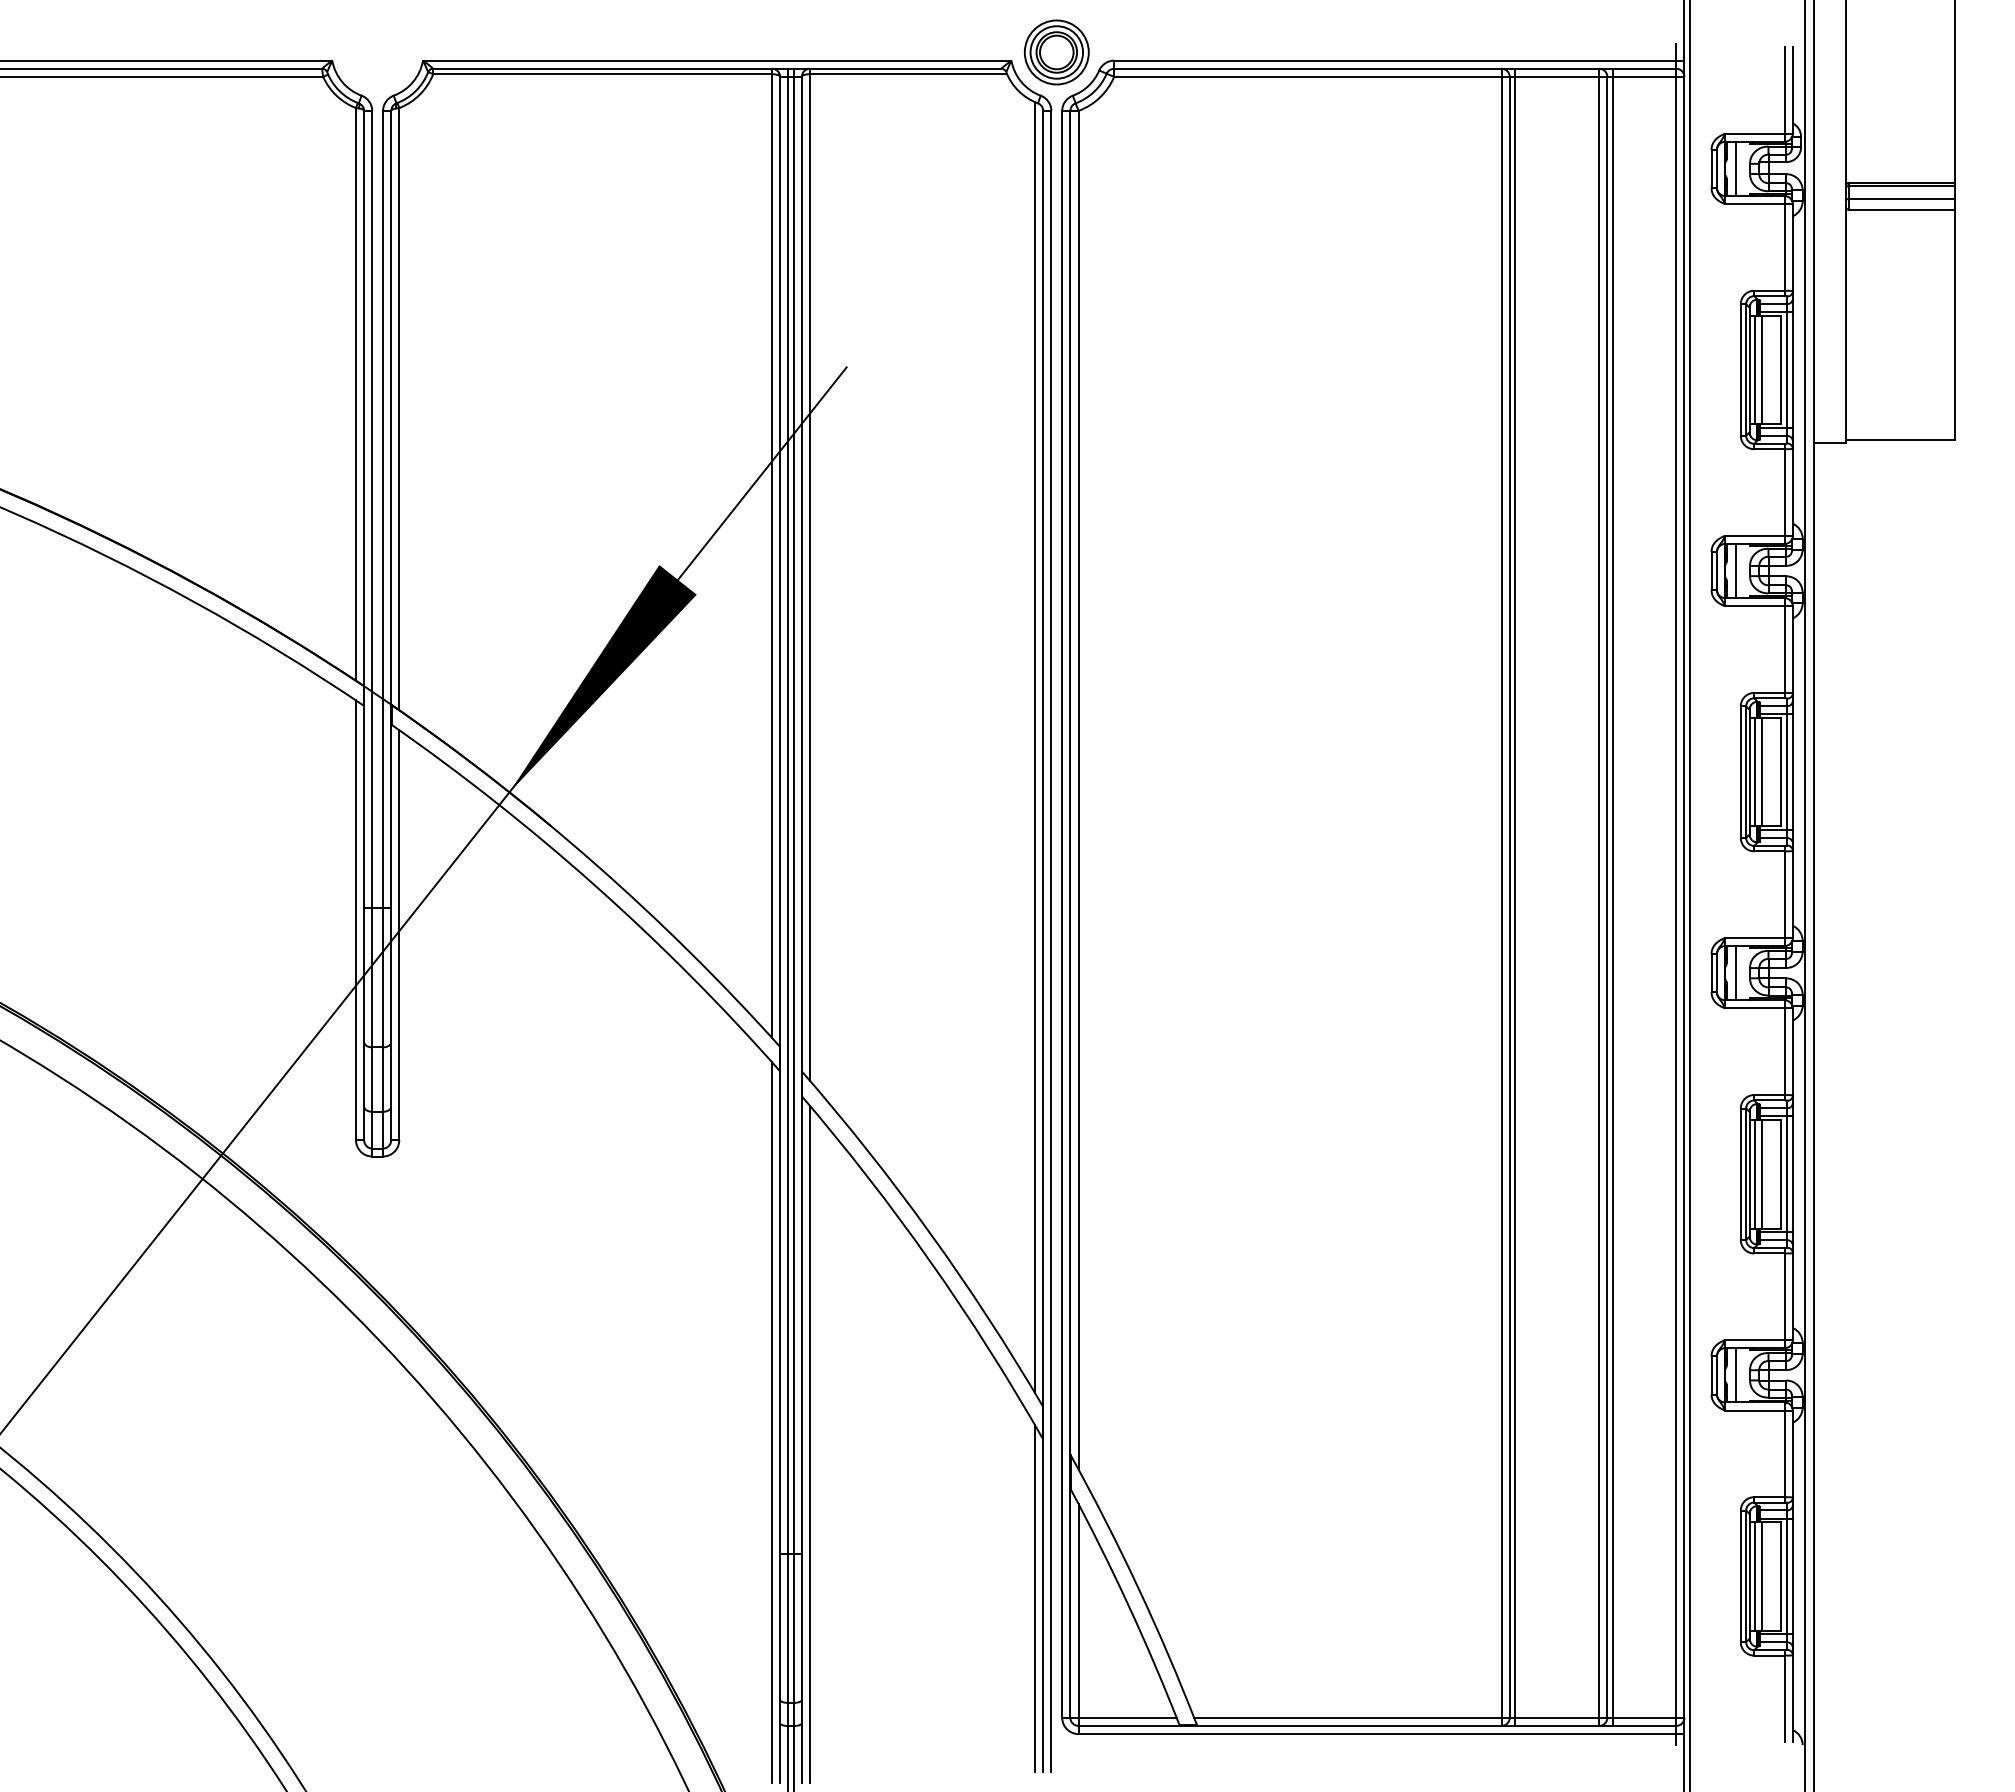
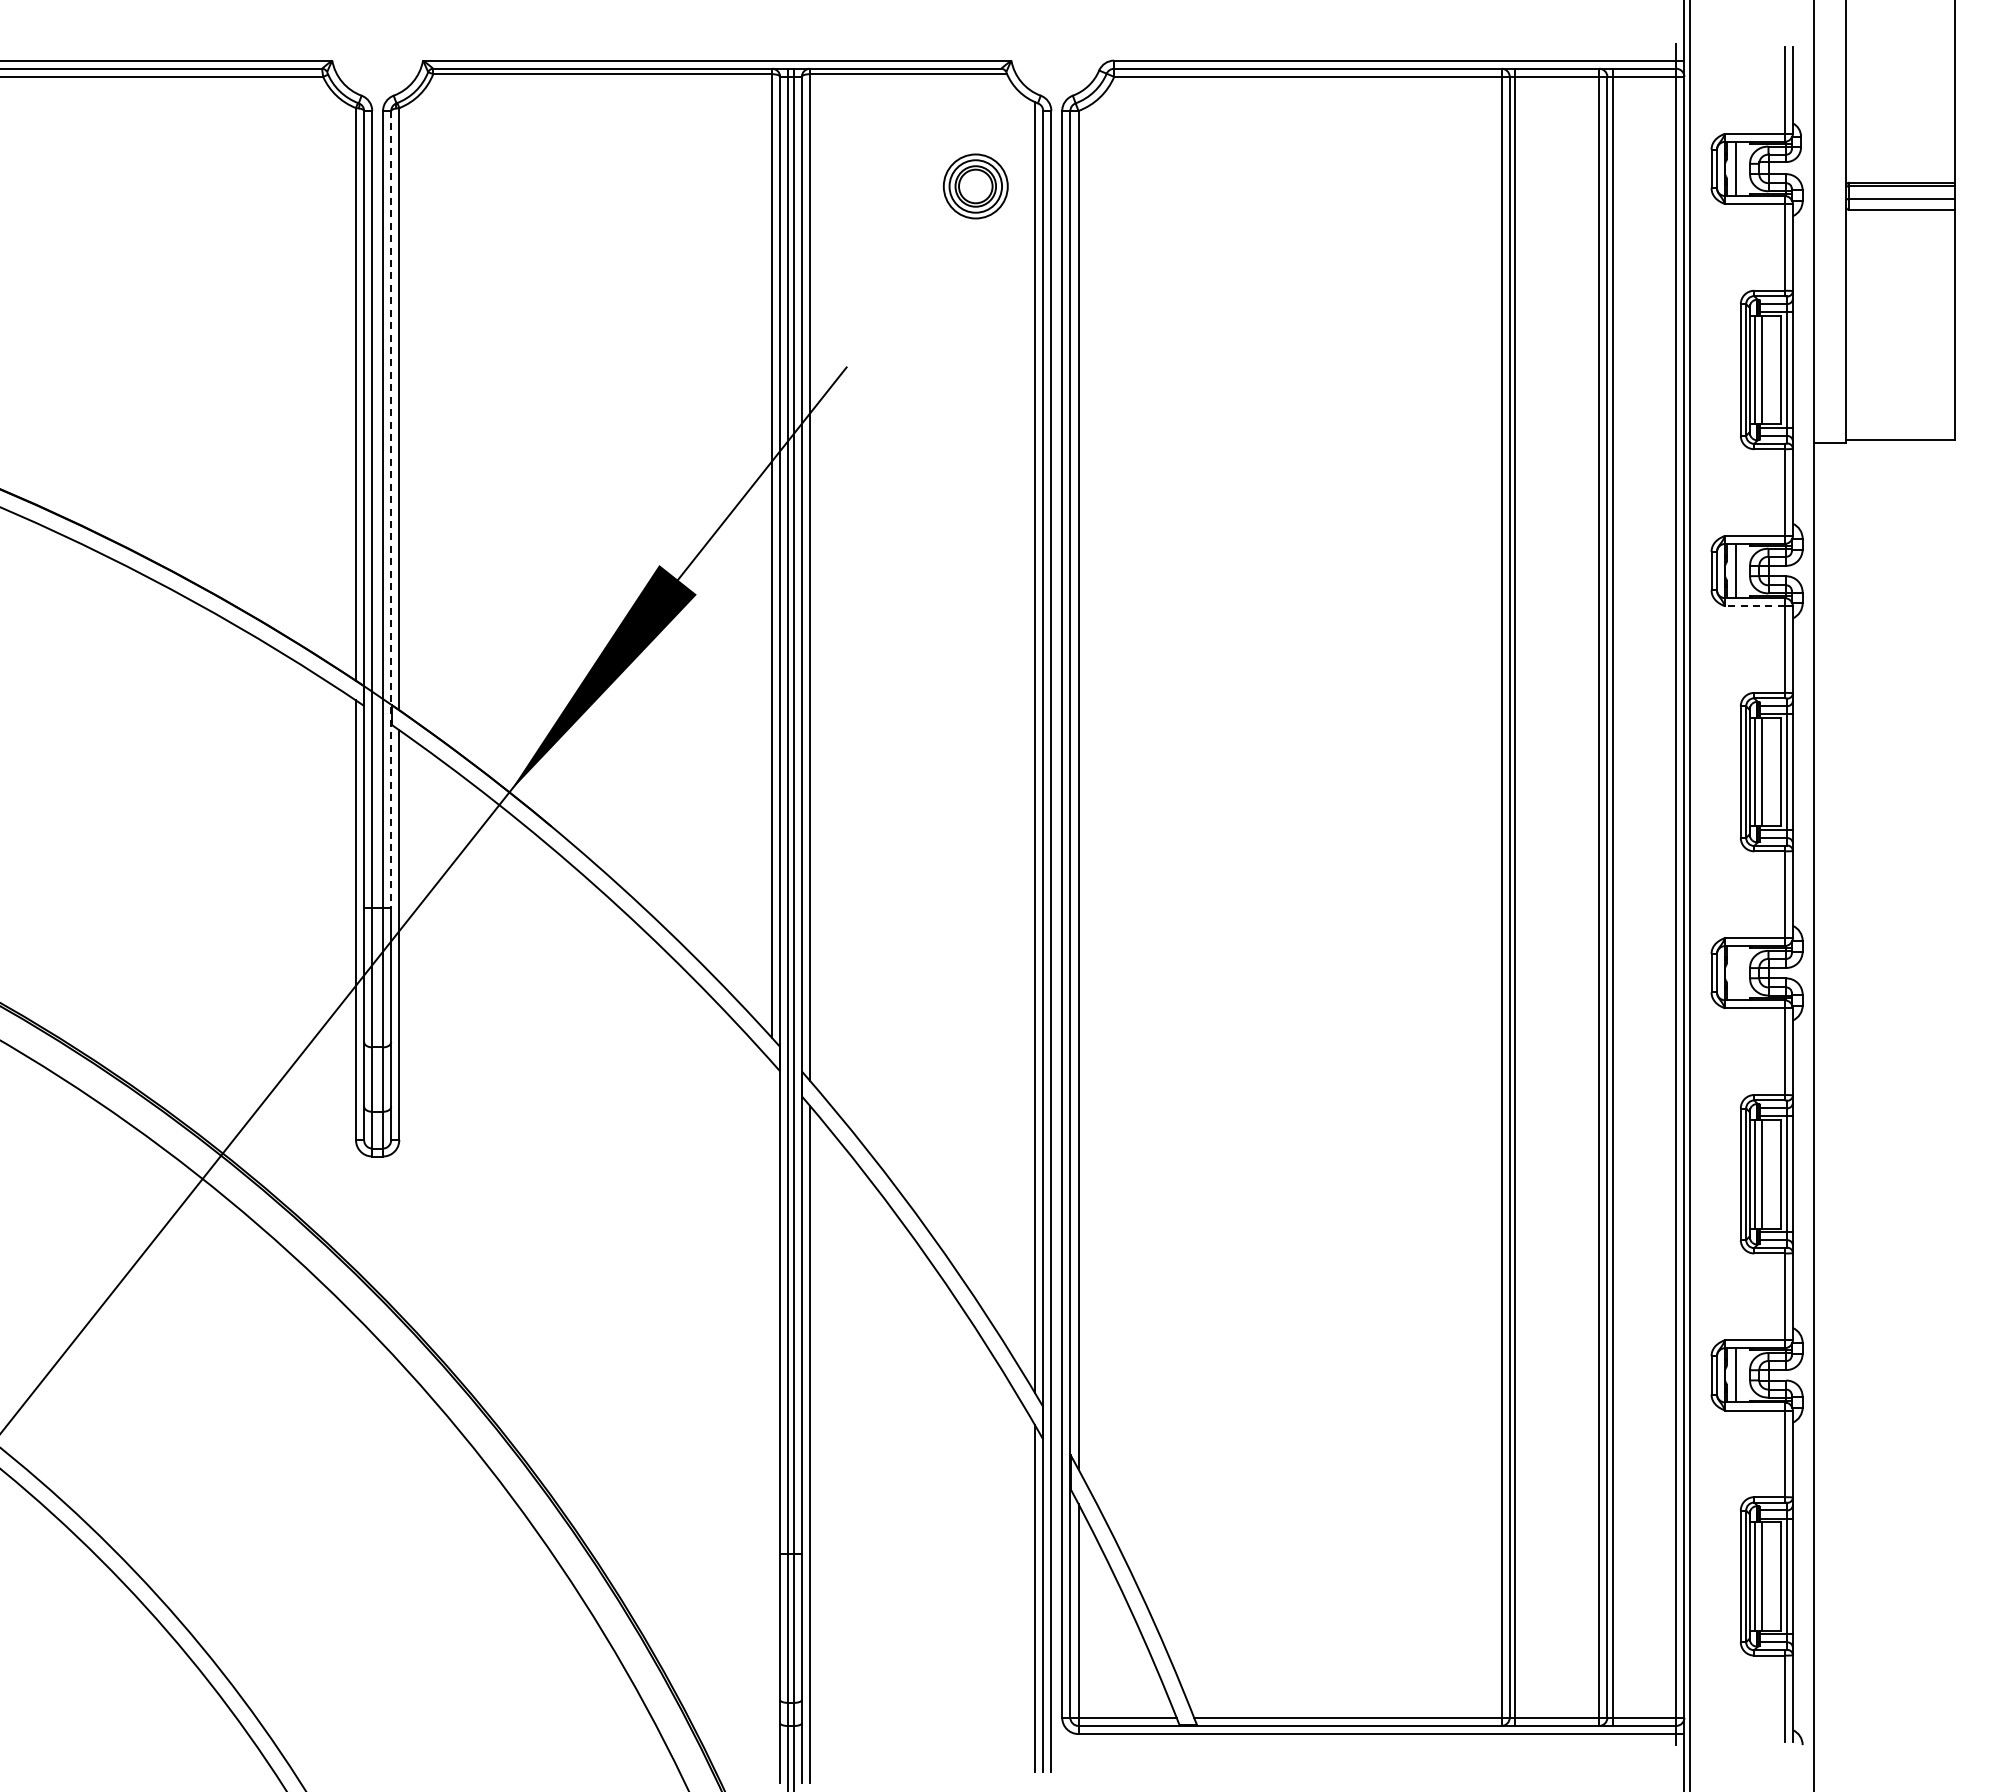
part position: (1056, 52) -> (975, 186) (975, 186)
line: solid -> dashed (391, 509)
line: solid -> dashed (1754, 606)
line: present -> none (1805, 895)
line: present -> none (1735, 973)
line: present -> none (772, 1422)
